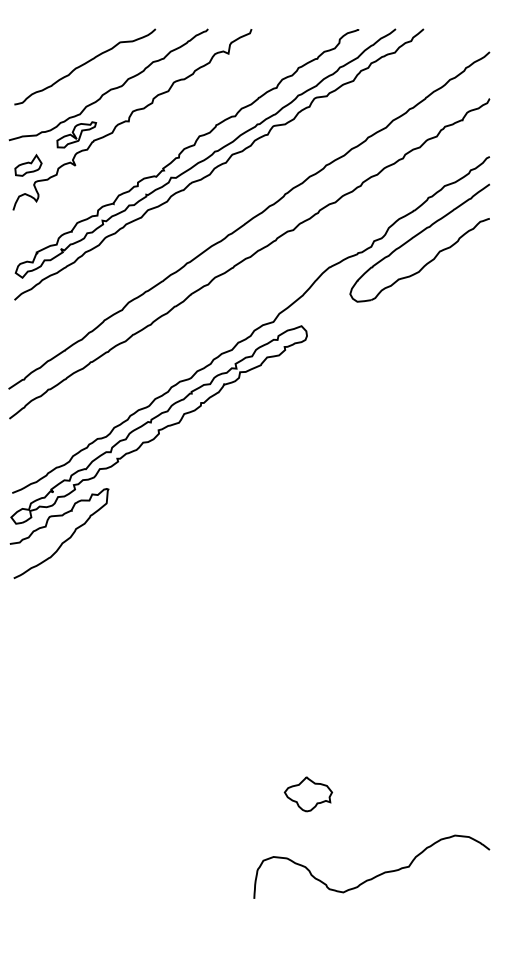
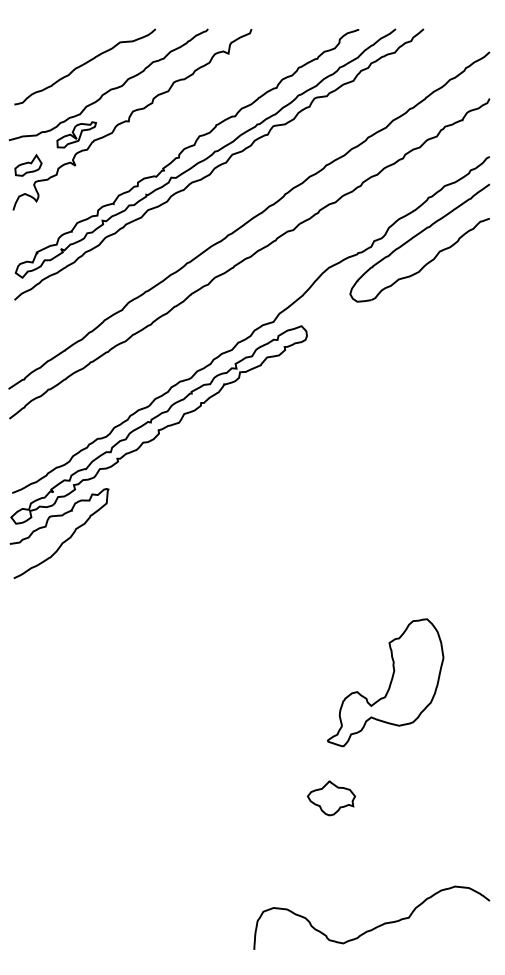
part: none -> present (385, 682)
part position: (308, 794) -> (331, 798) (331, 798)
curve position: (376, 875) -> (376, 926) (376, 926)
